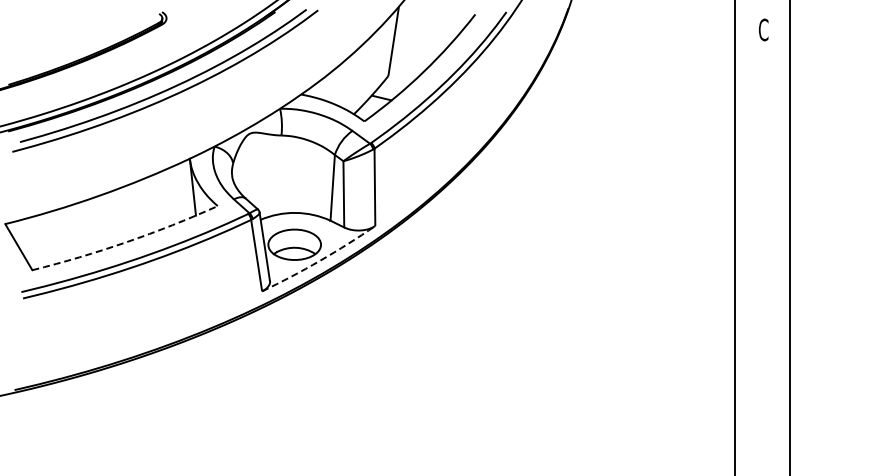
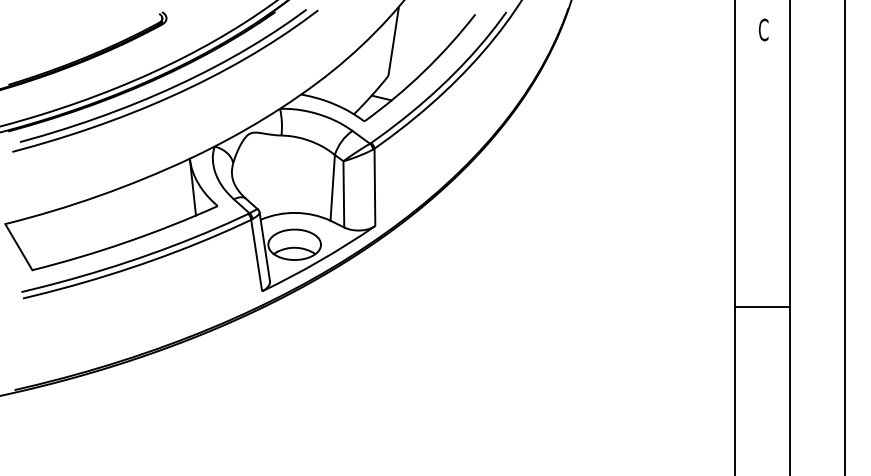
line: none -> present (844, 237)
arc: dashed -> solid (126, 242)
arc: dashed -> solid (319, 260)
line: none -> present (761, 307)
